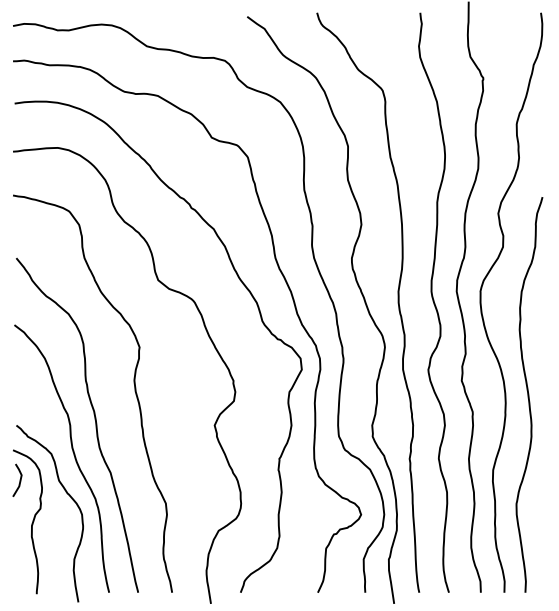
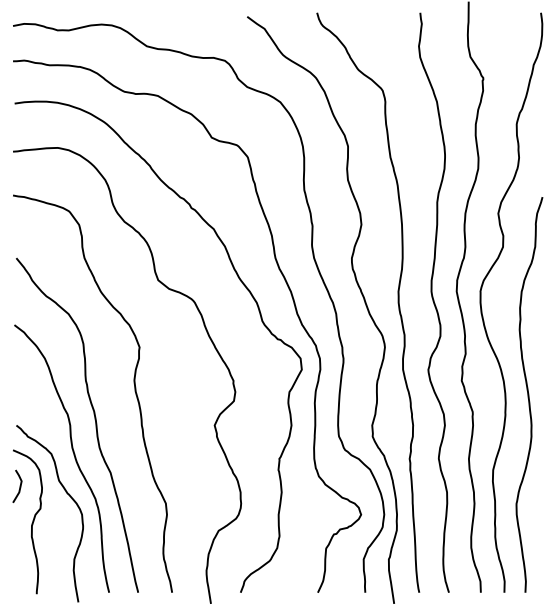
line position: (19, 479) -> (19, 485) (19, 485)
